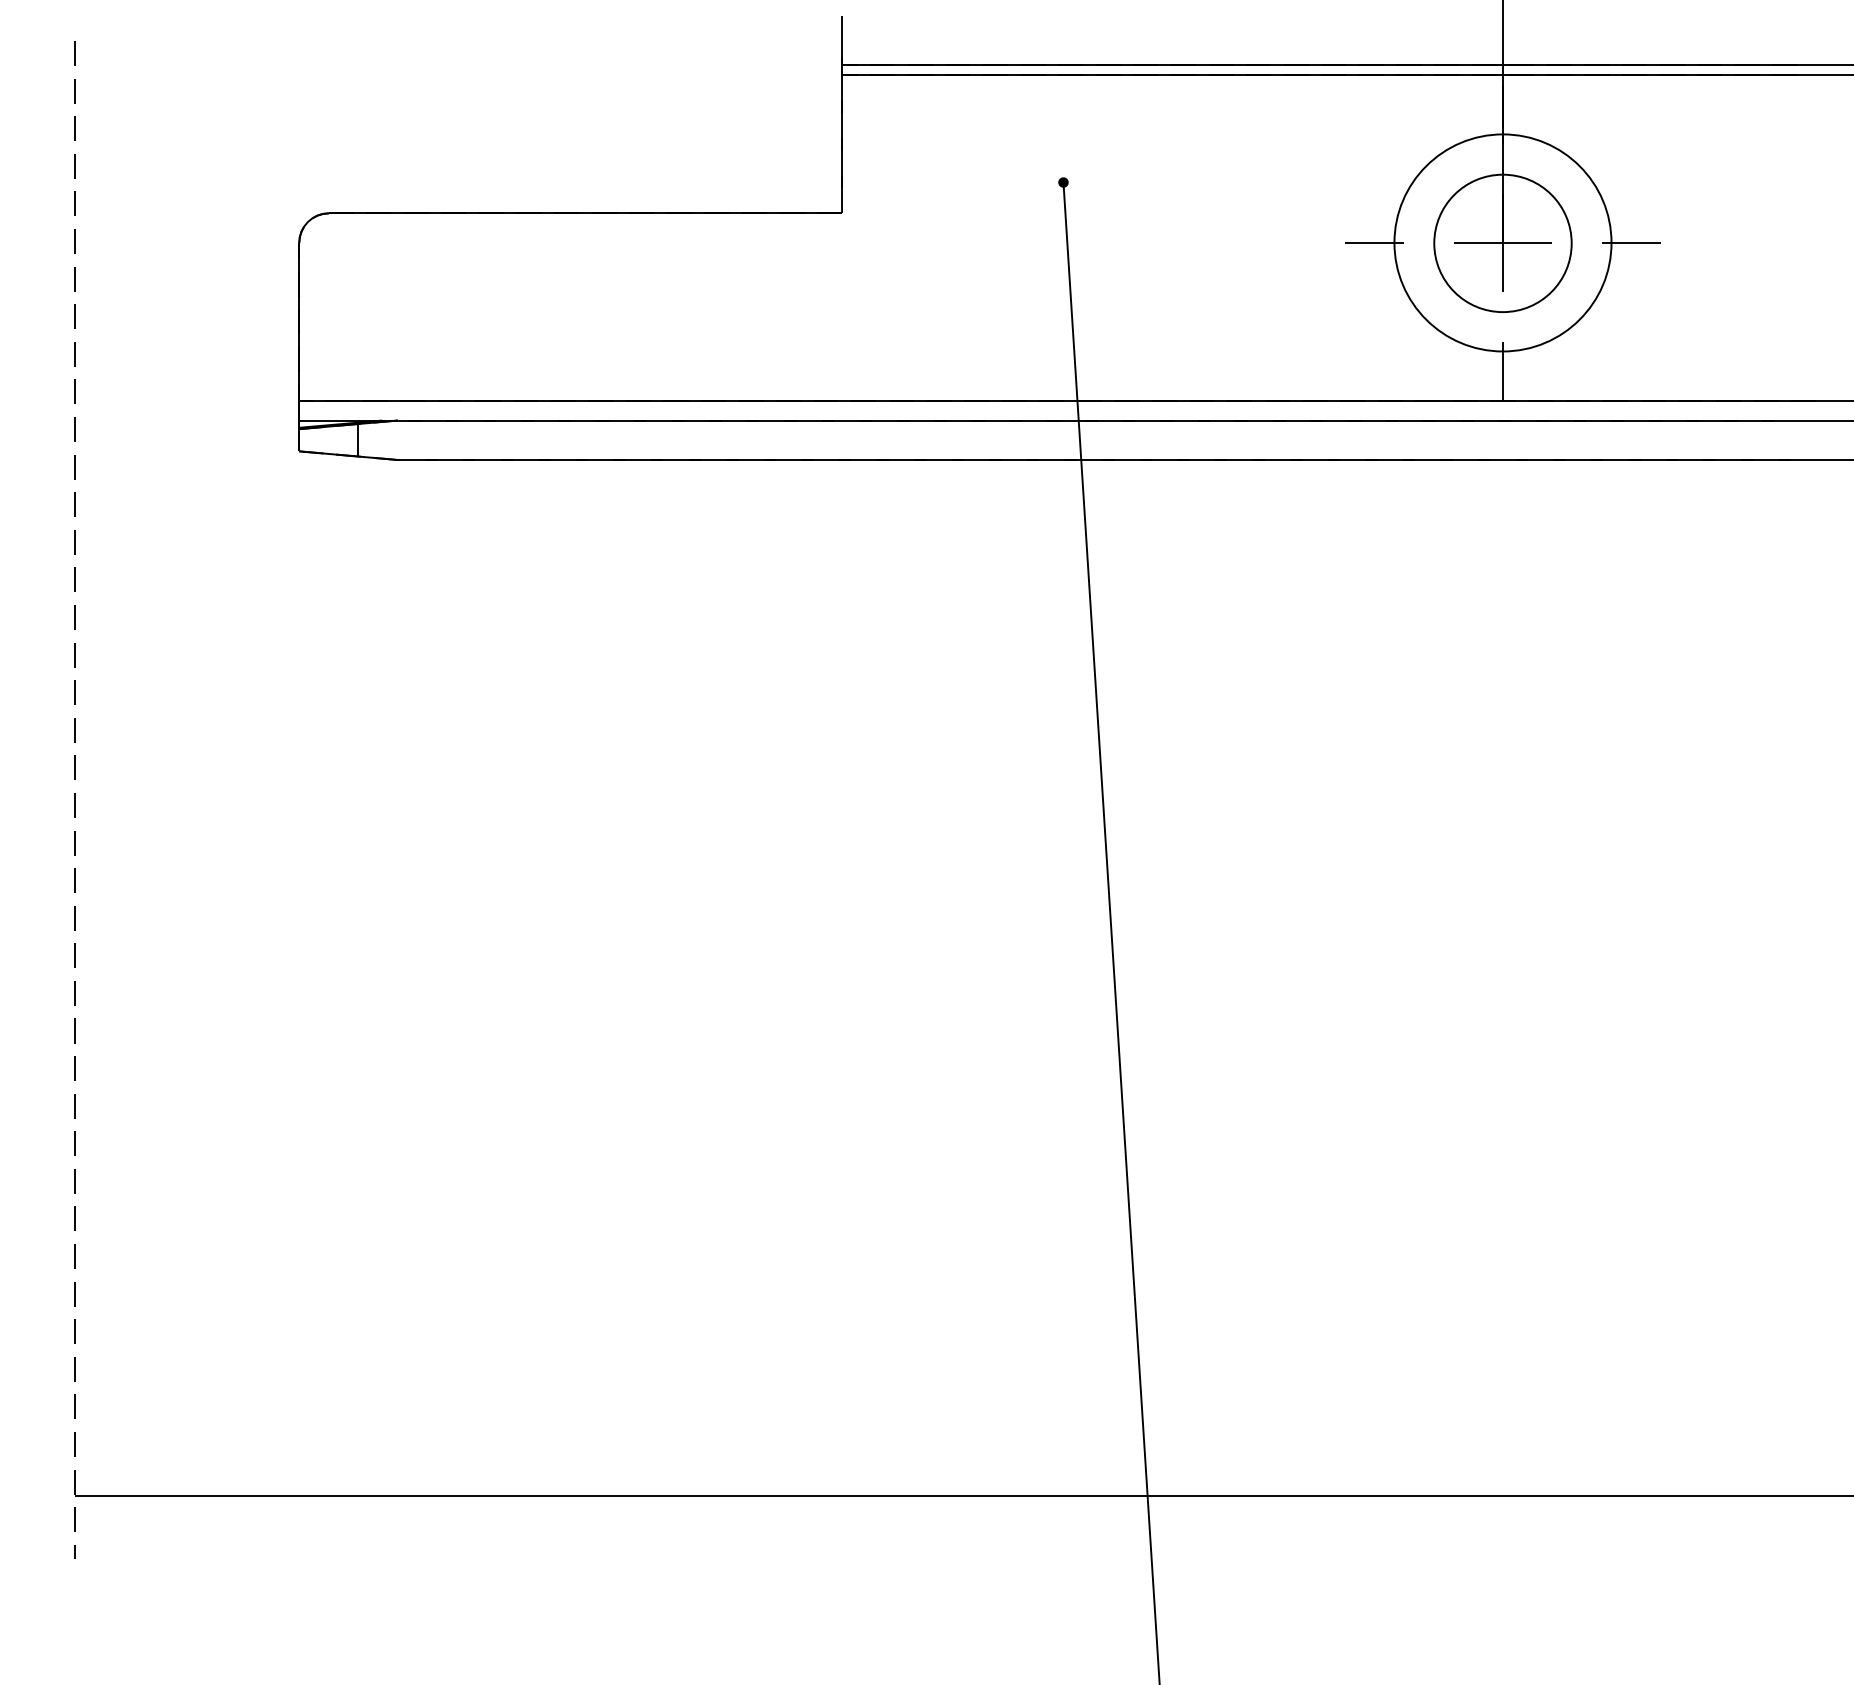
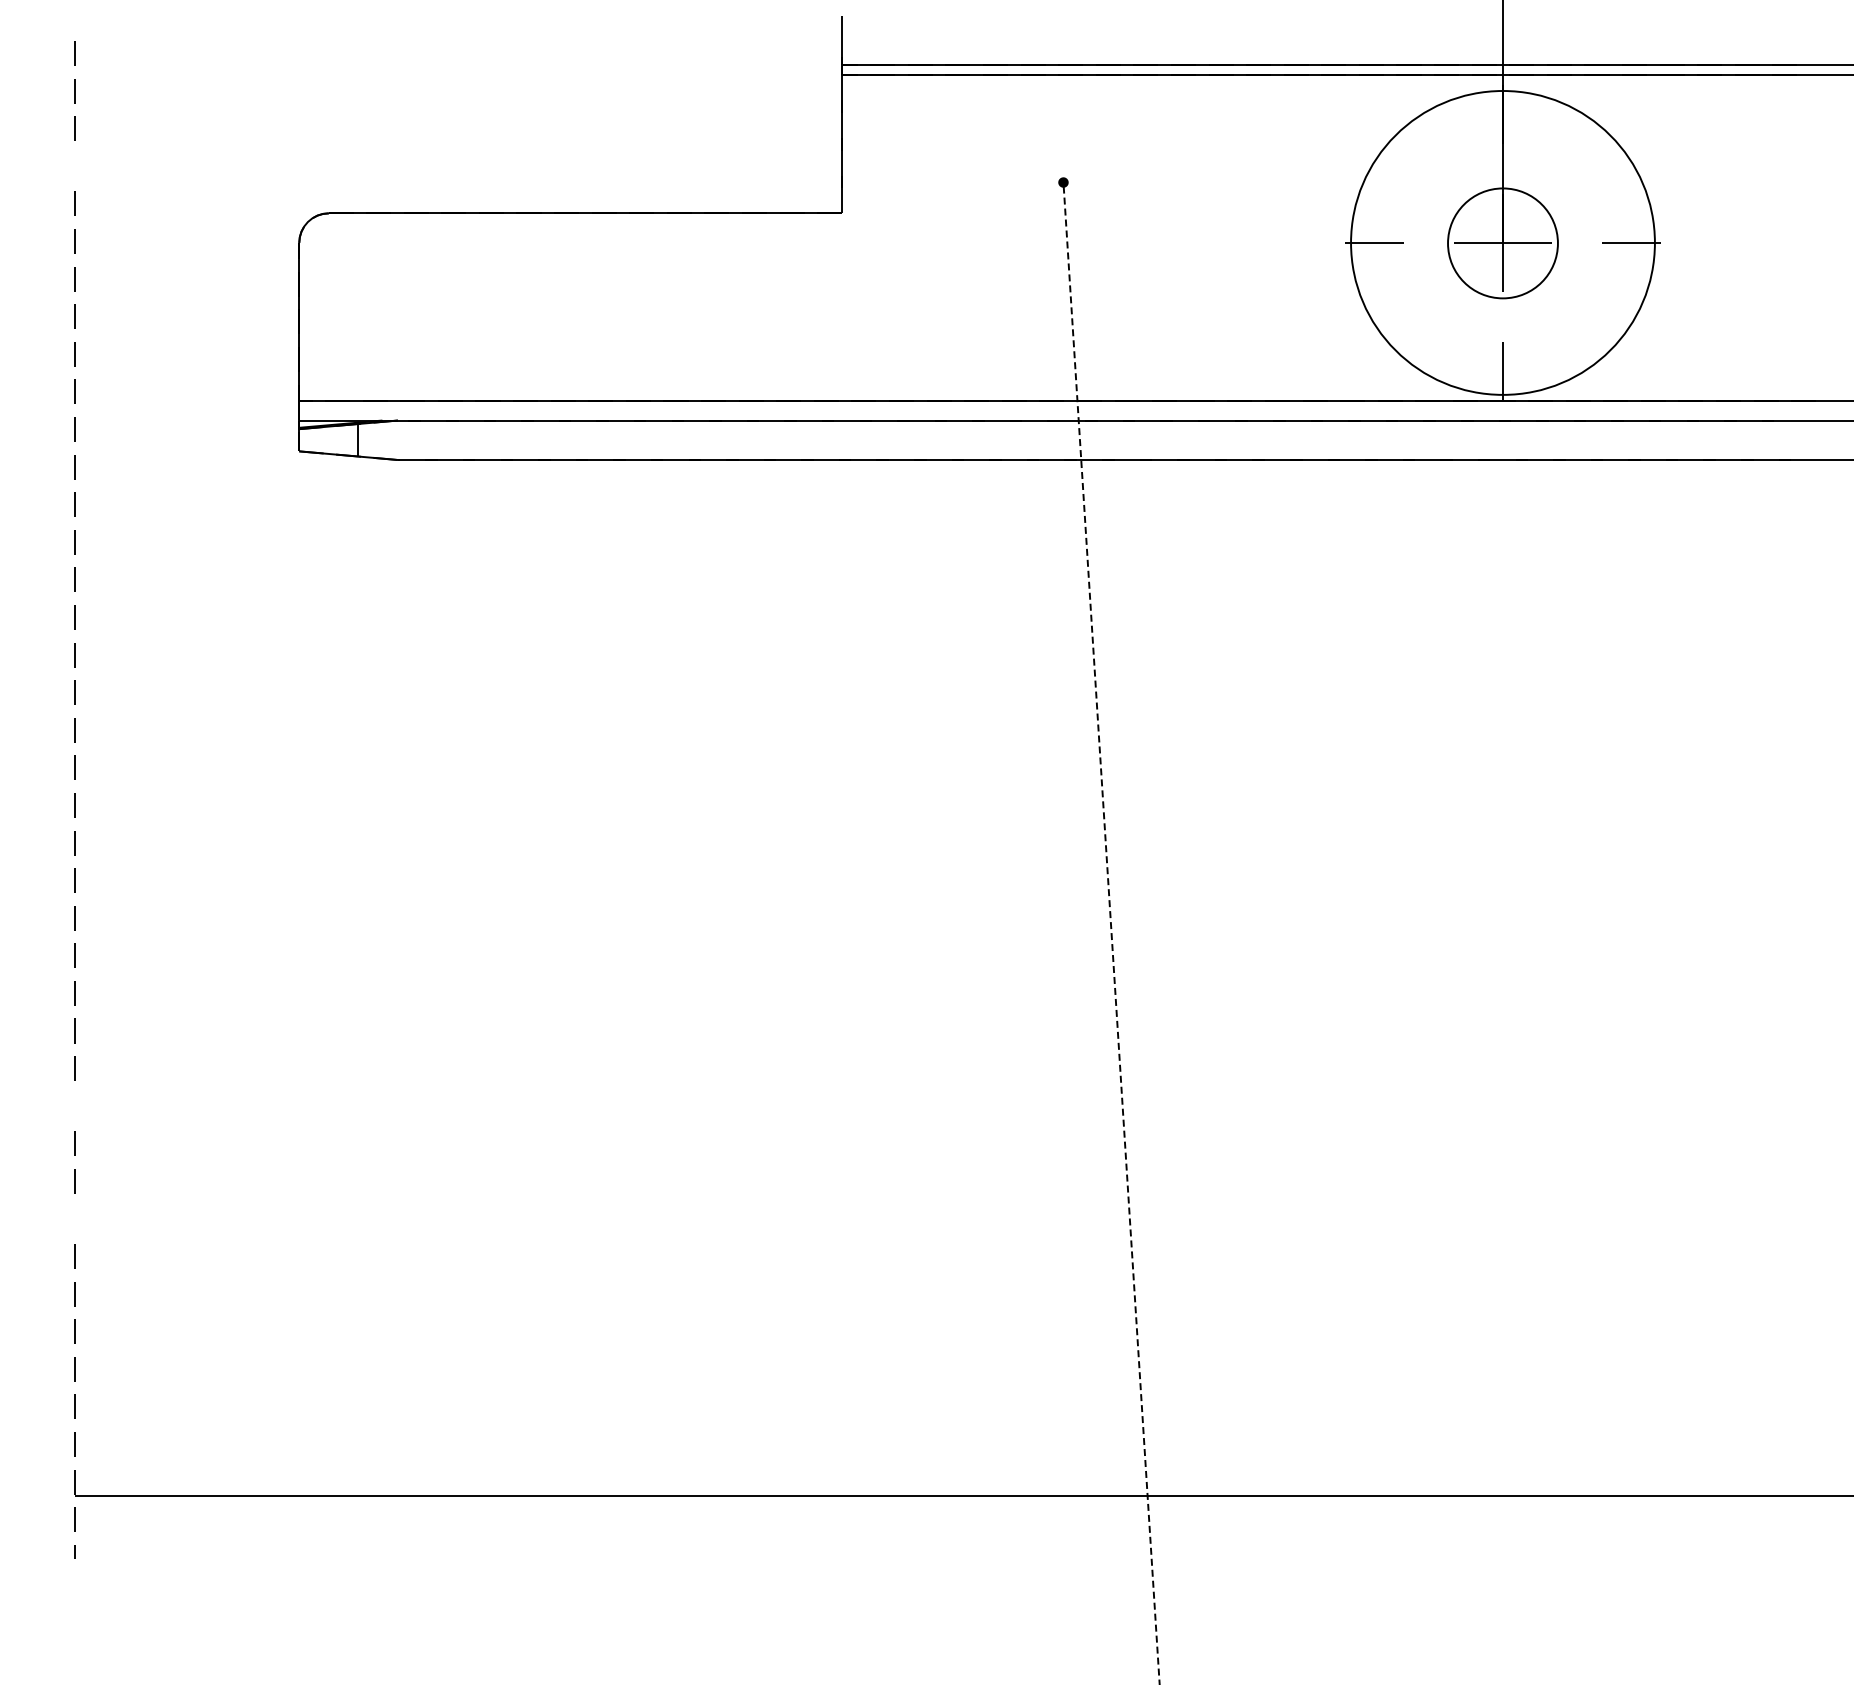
line: present -> none (74, 166)
circle diameter: 217 px -> 304 px (1502, 242)
circle diameter: 137 px -> 110 px (1502, 243)
line: solid -> dashed (1111, 933)
line: present -> none (74, 1106)
line: present -> none (74, 1218)
